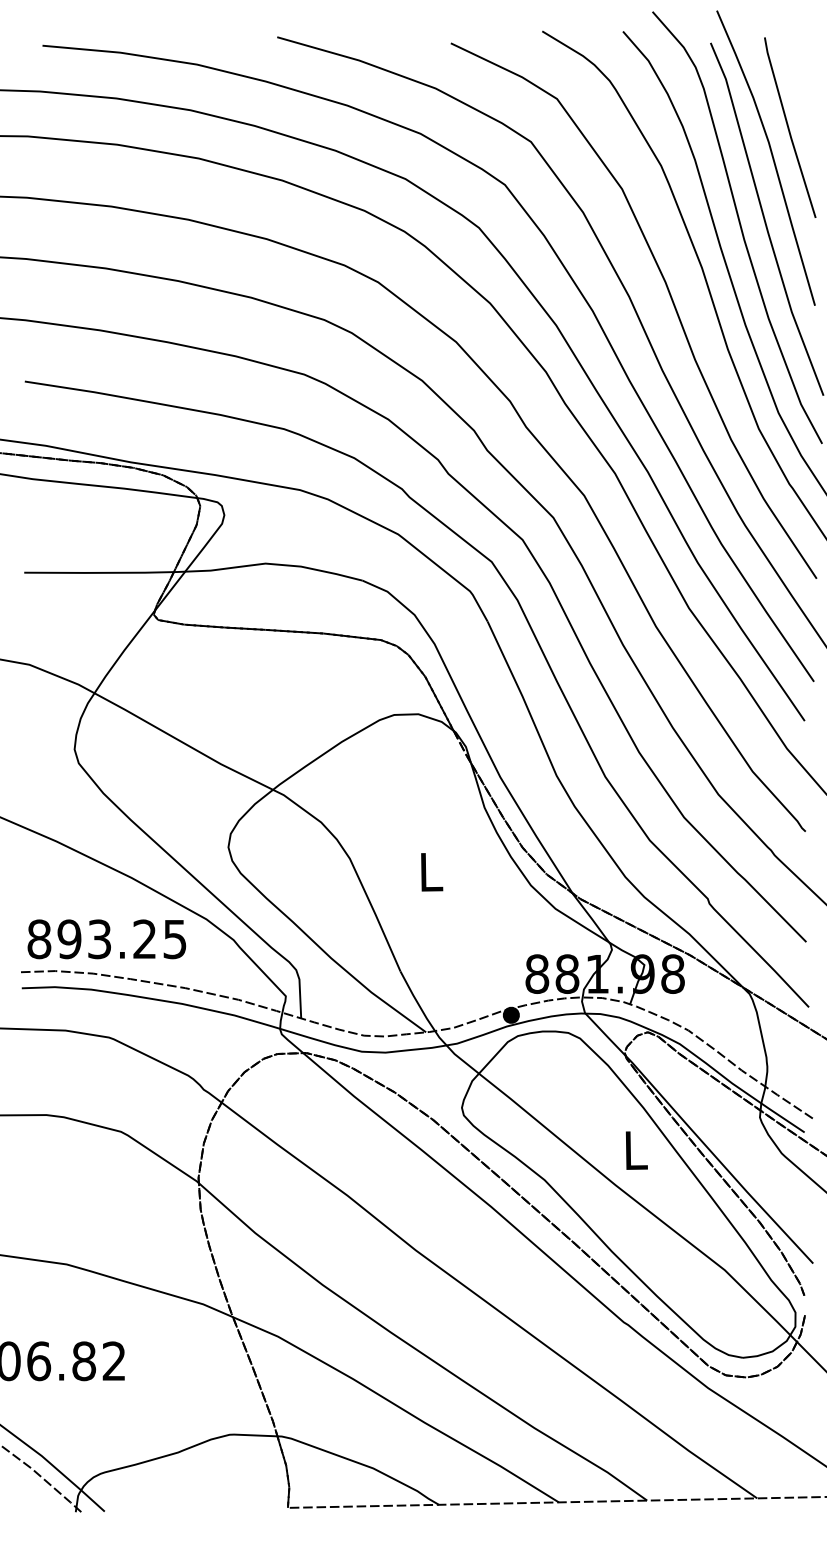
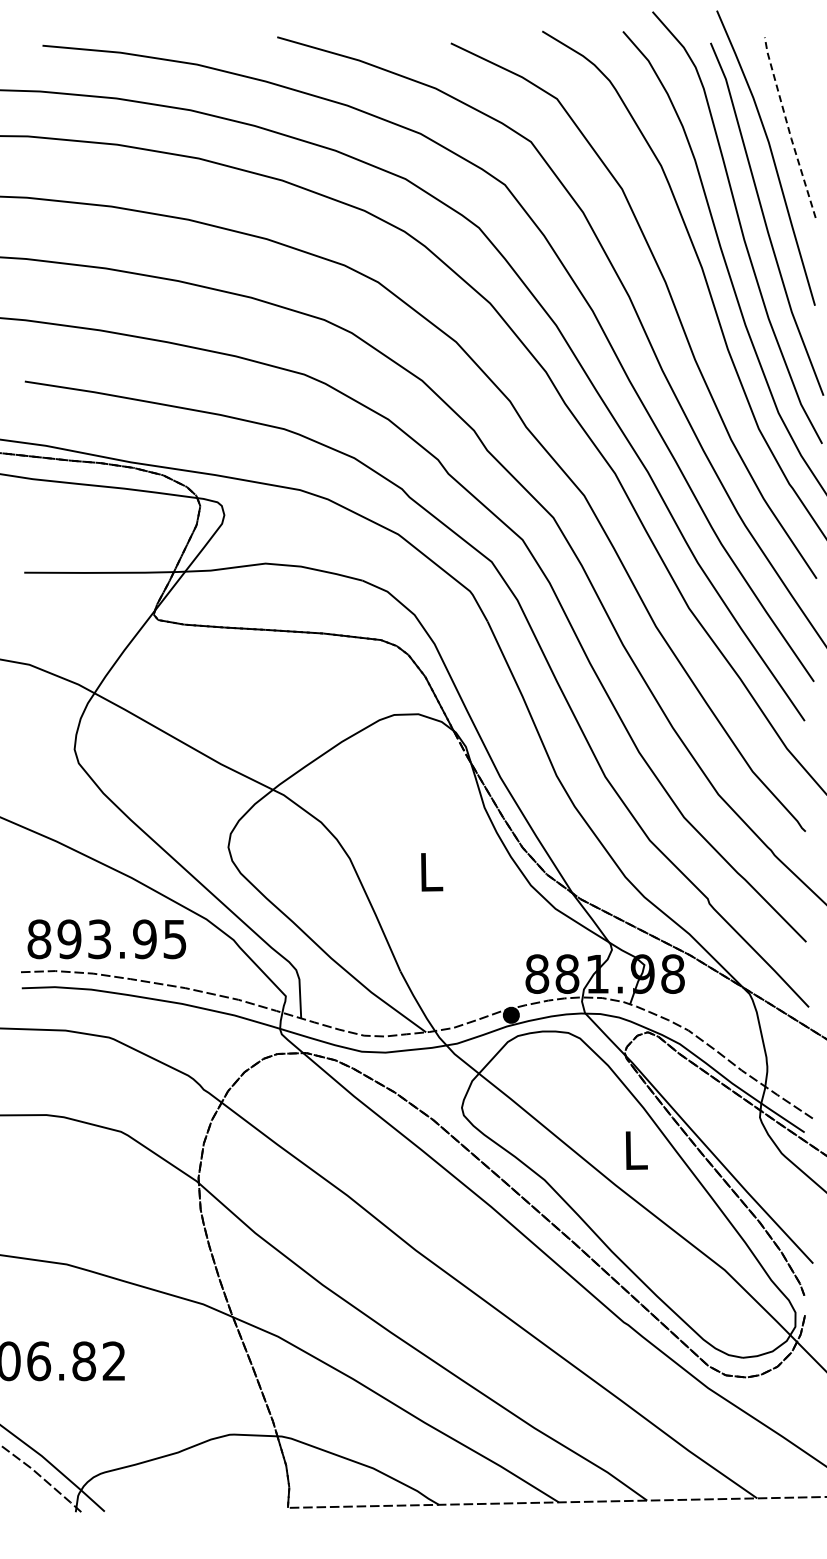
line: solid -> dashed (788, 127)
text: 893.25 -> 893.95 (144, 939)
